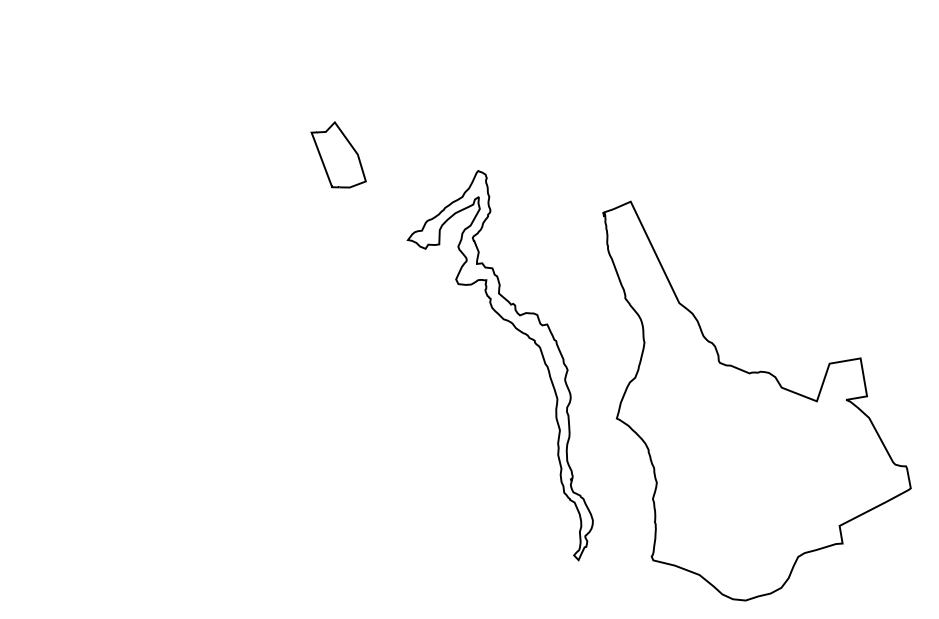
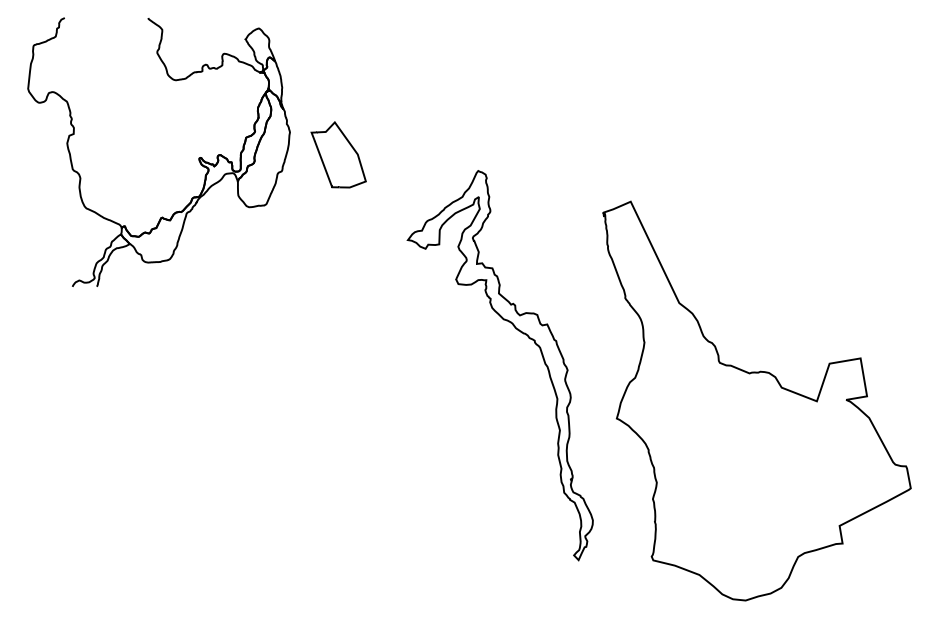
part: none -> present (198, 158)
